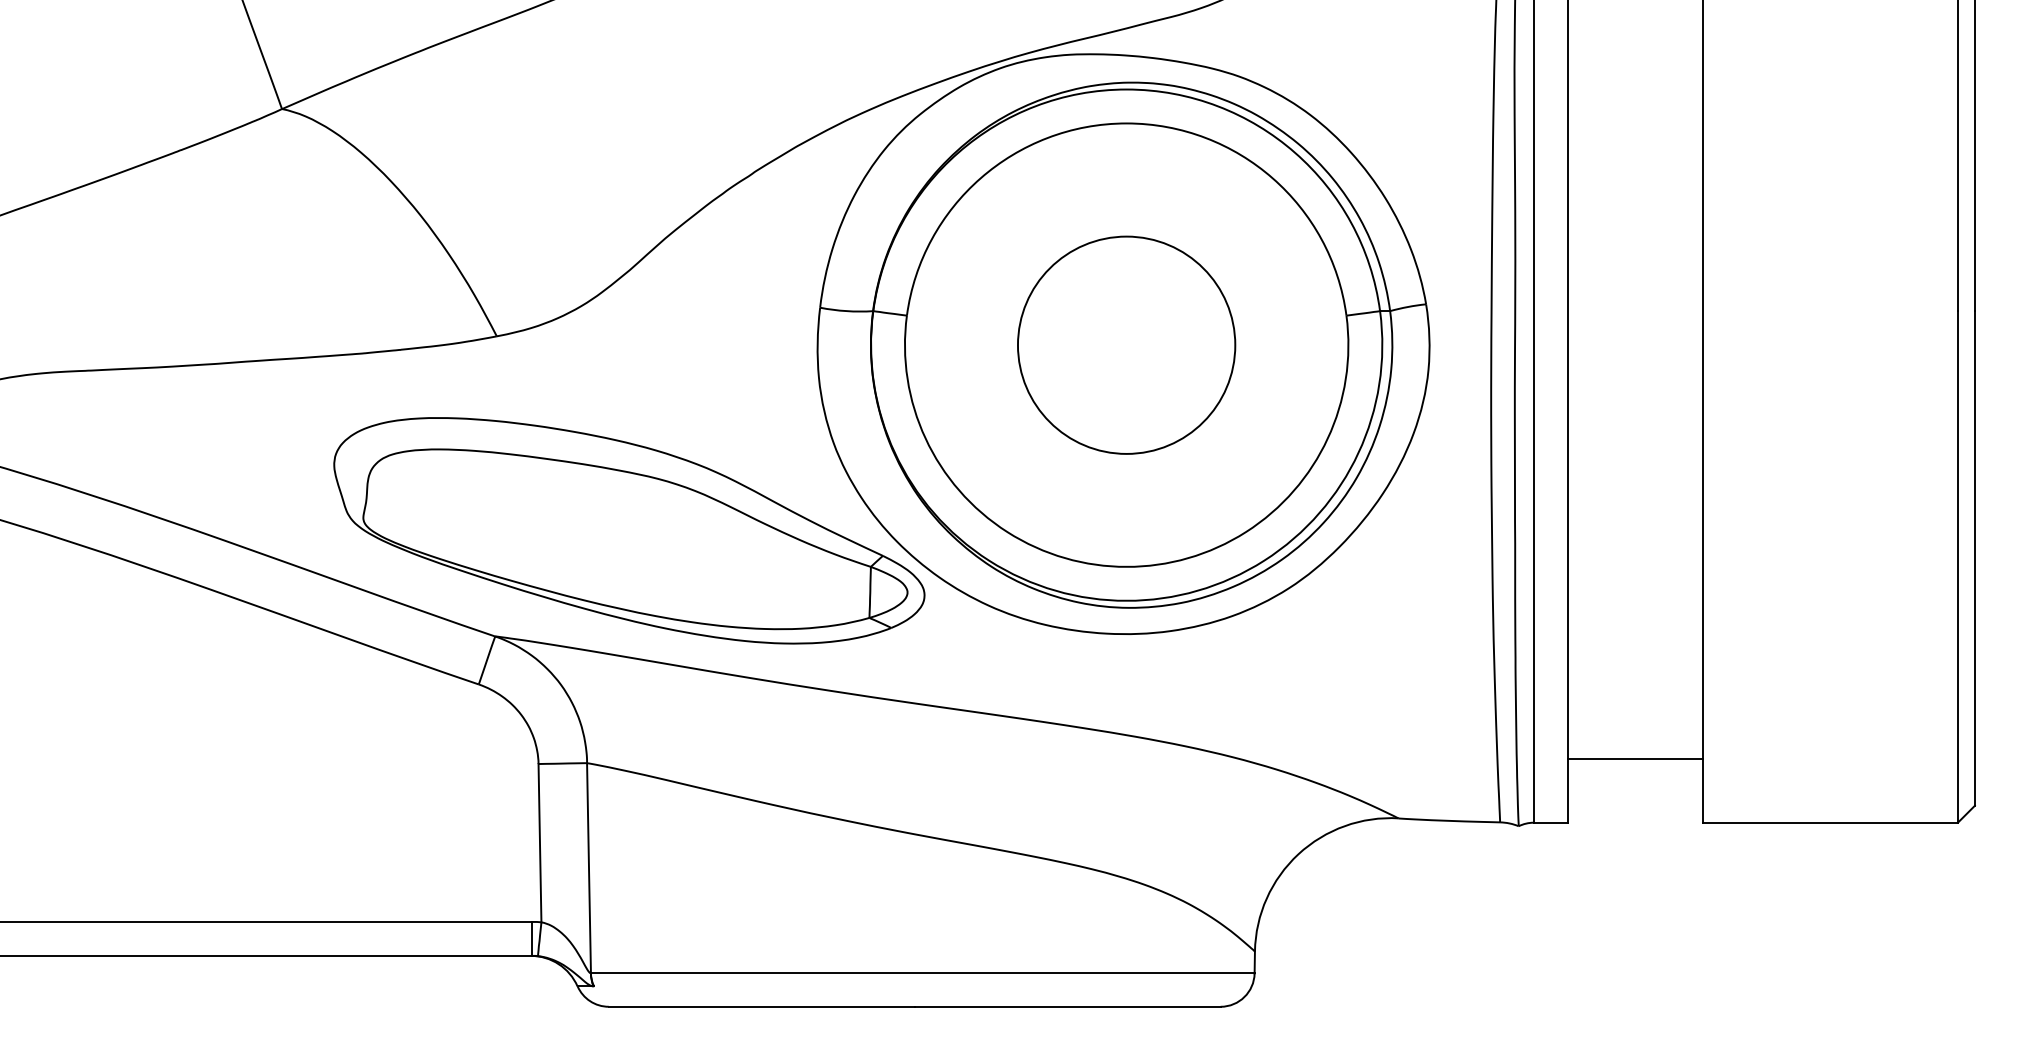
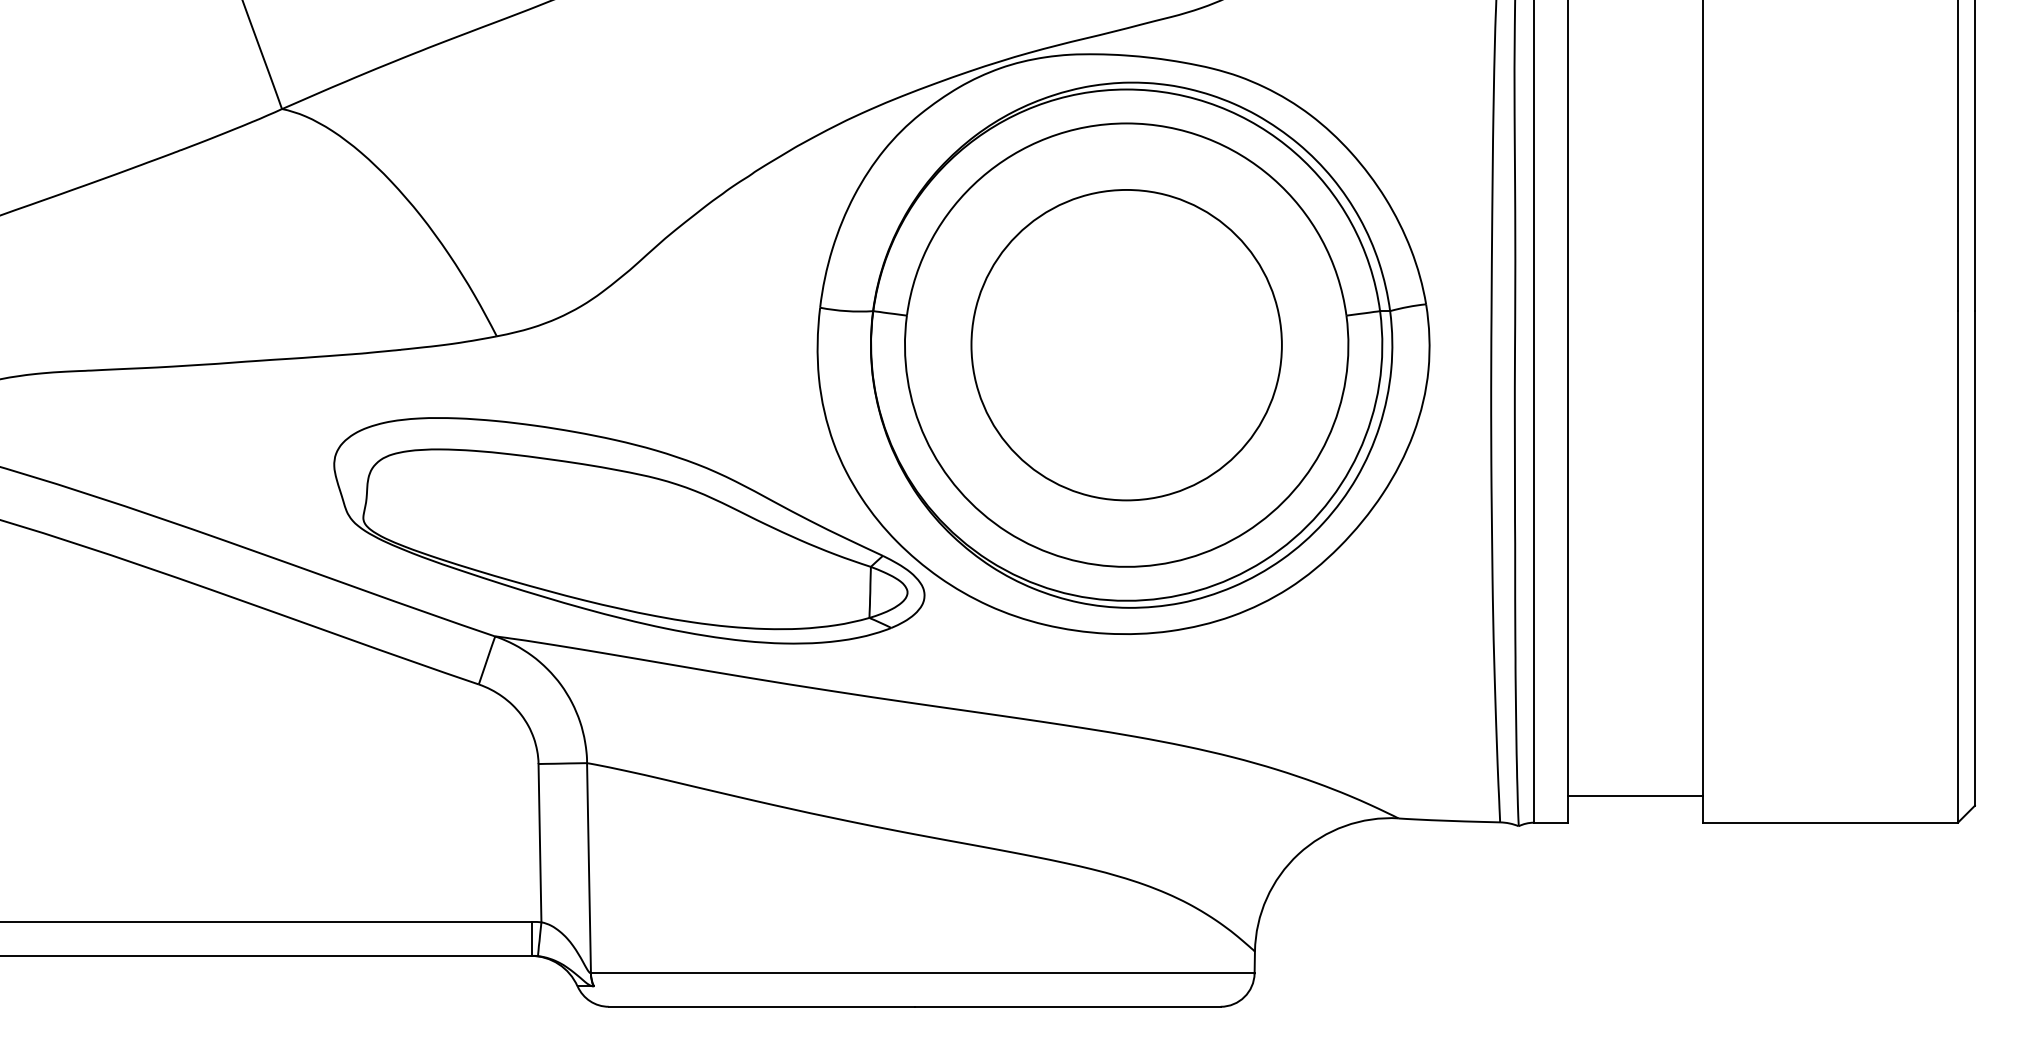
circle size: 220x220 px -> 313x313 px (1126, 345)
line position: (1635, 758) -> (1635, 795) (1635, 795)
